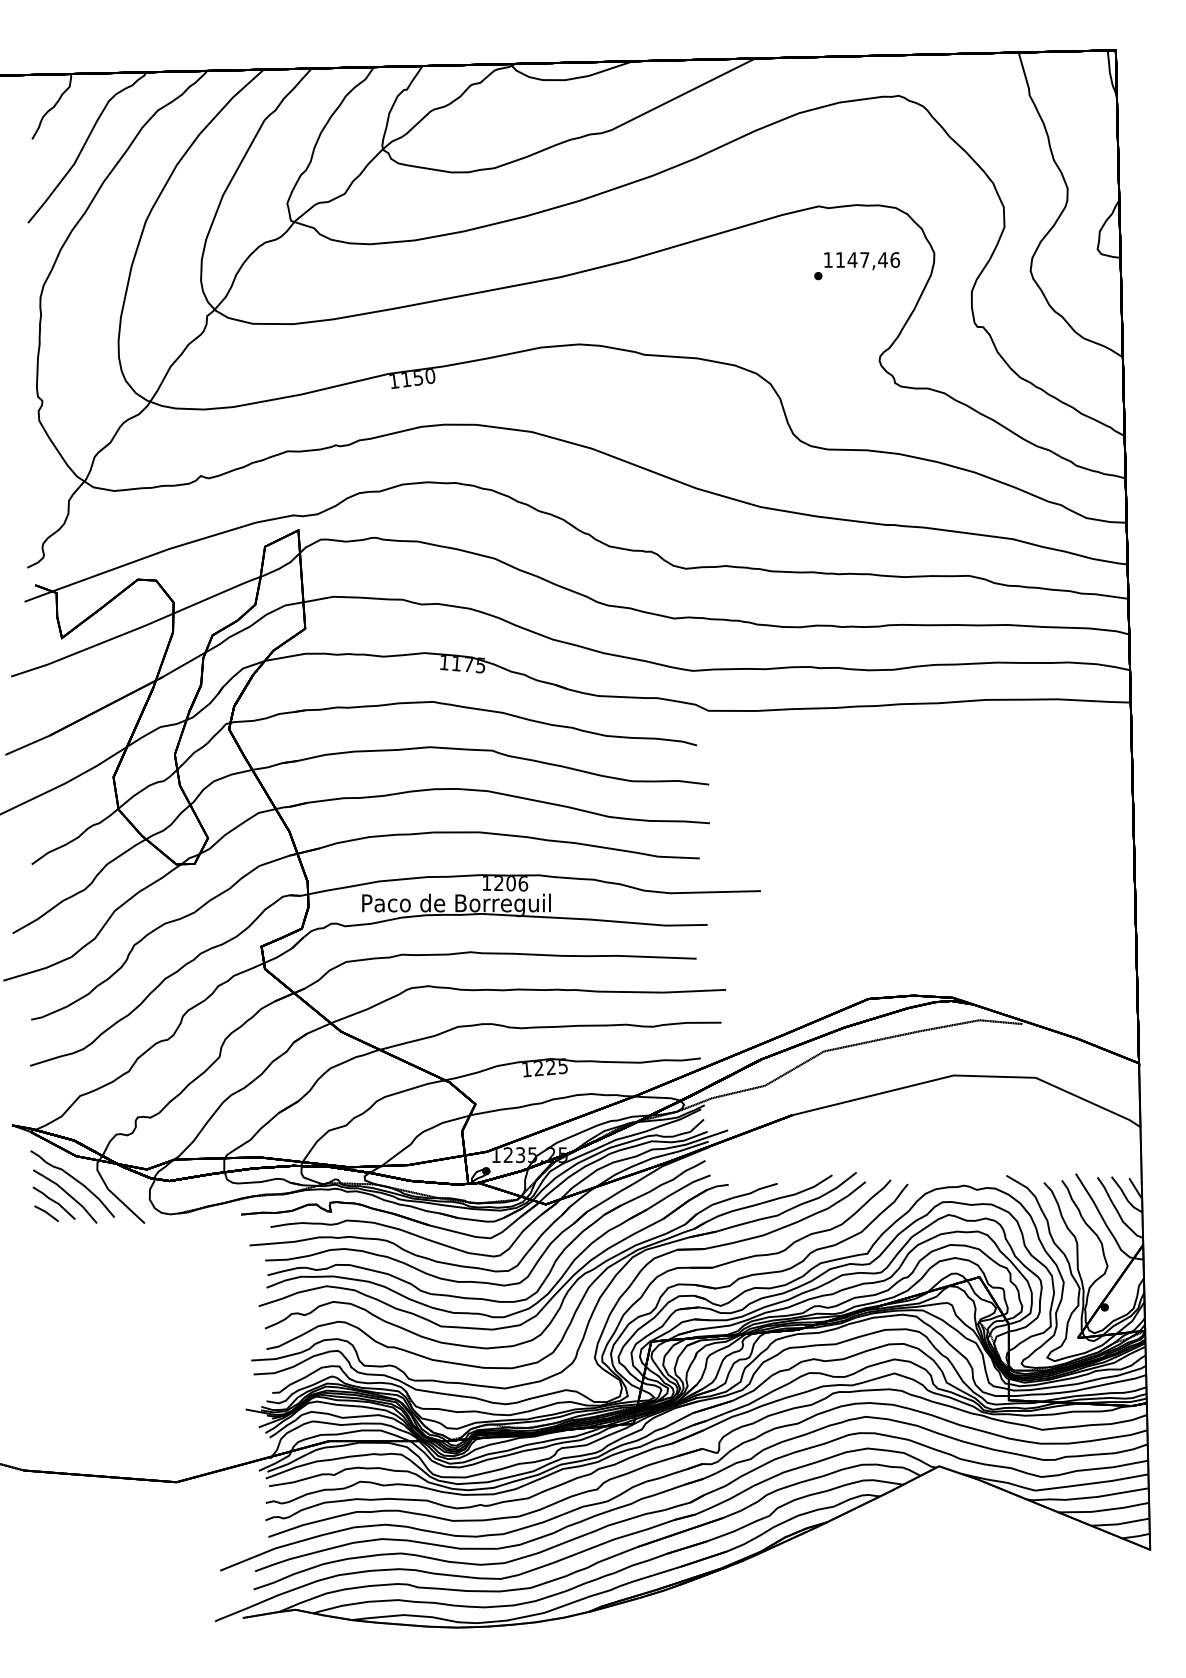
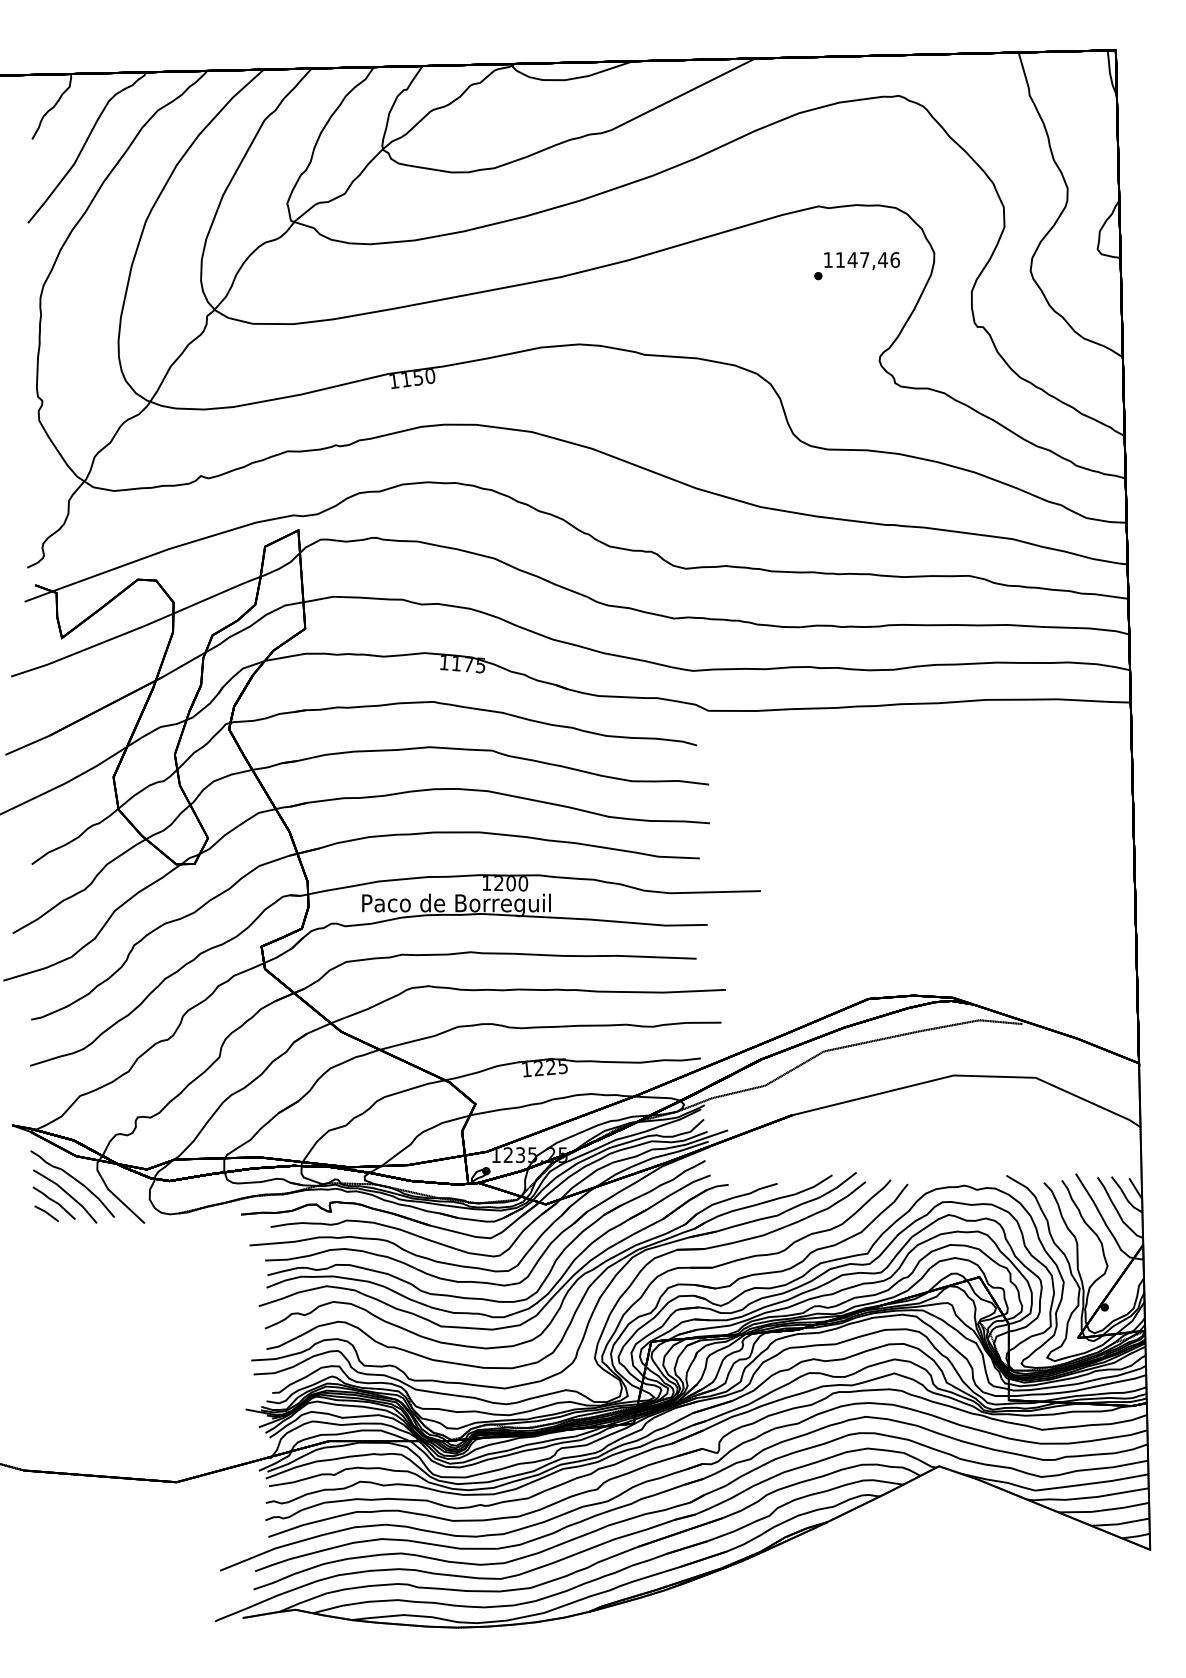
text: 1206 -> 1200 (523, 883)
